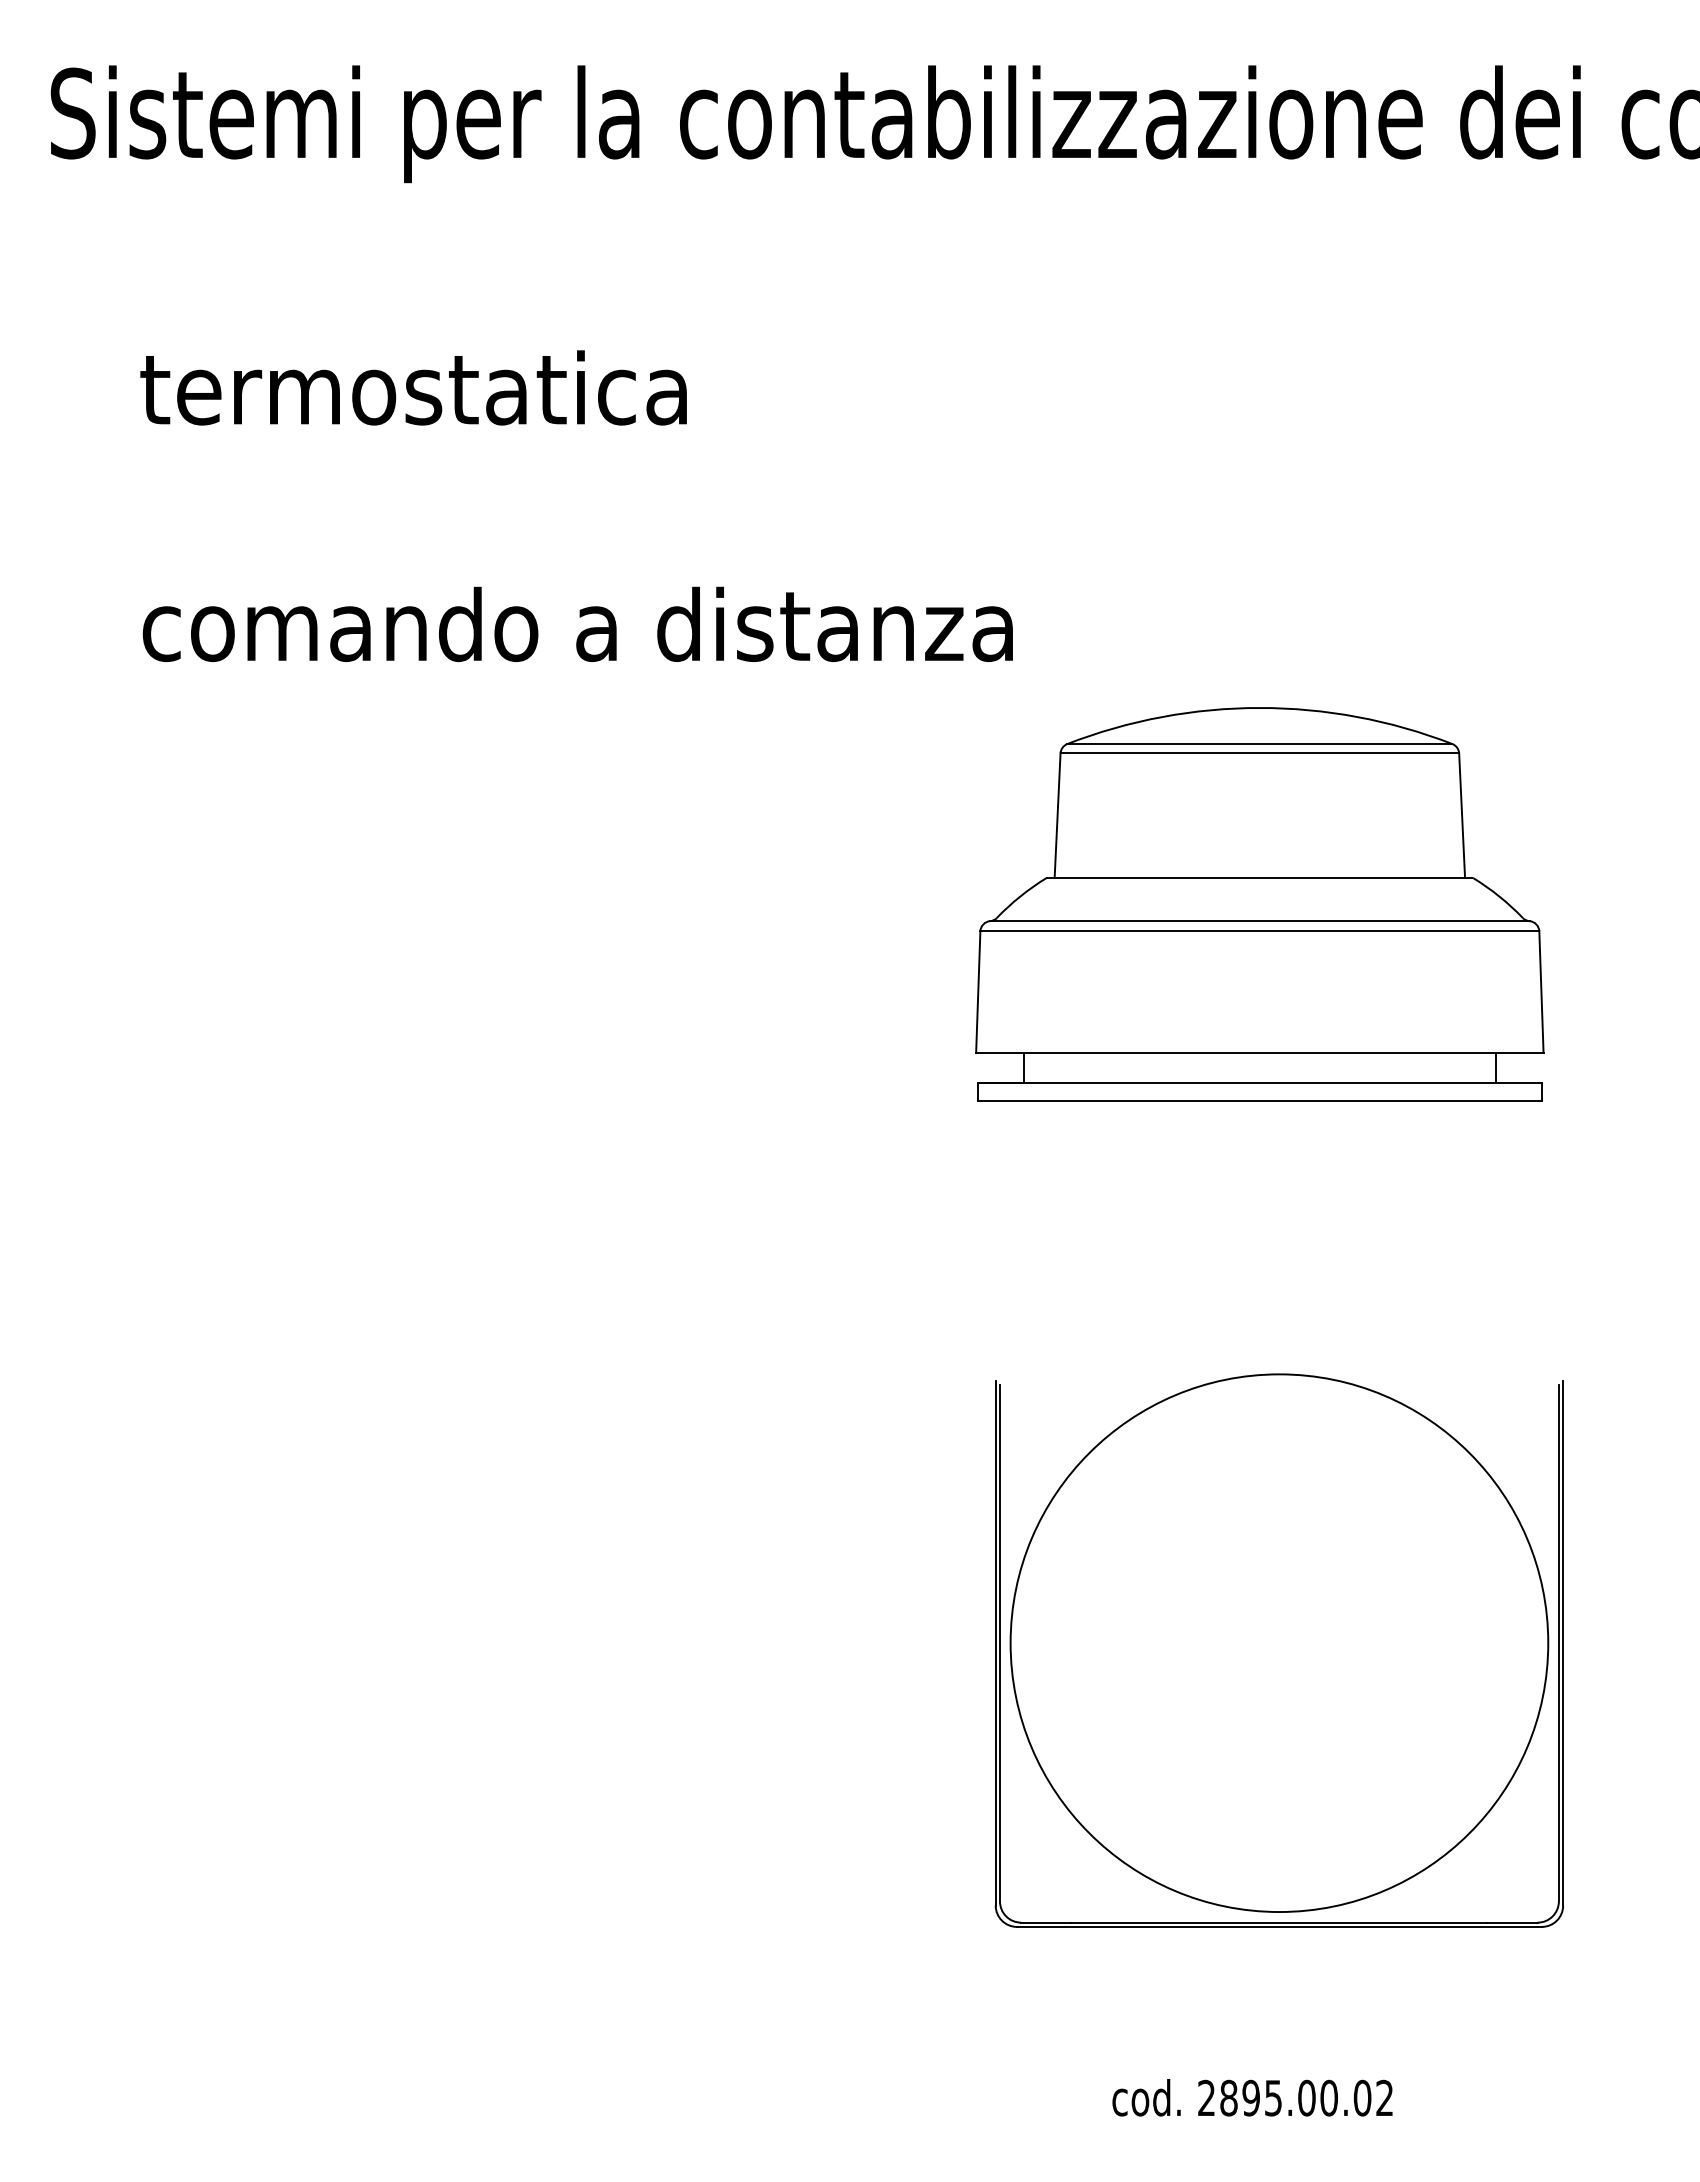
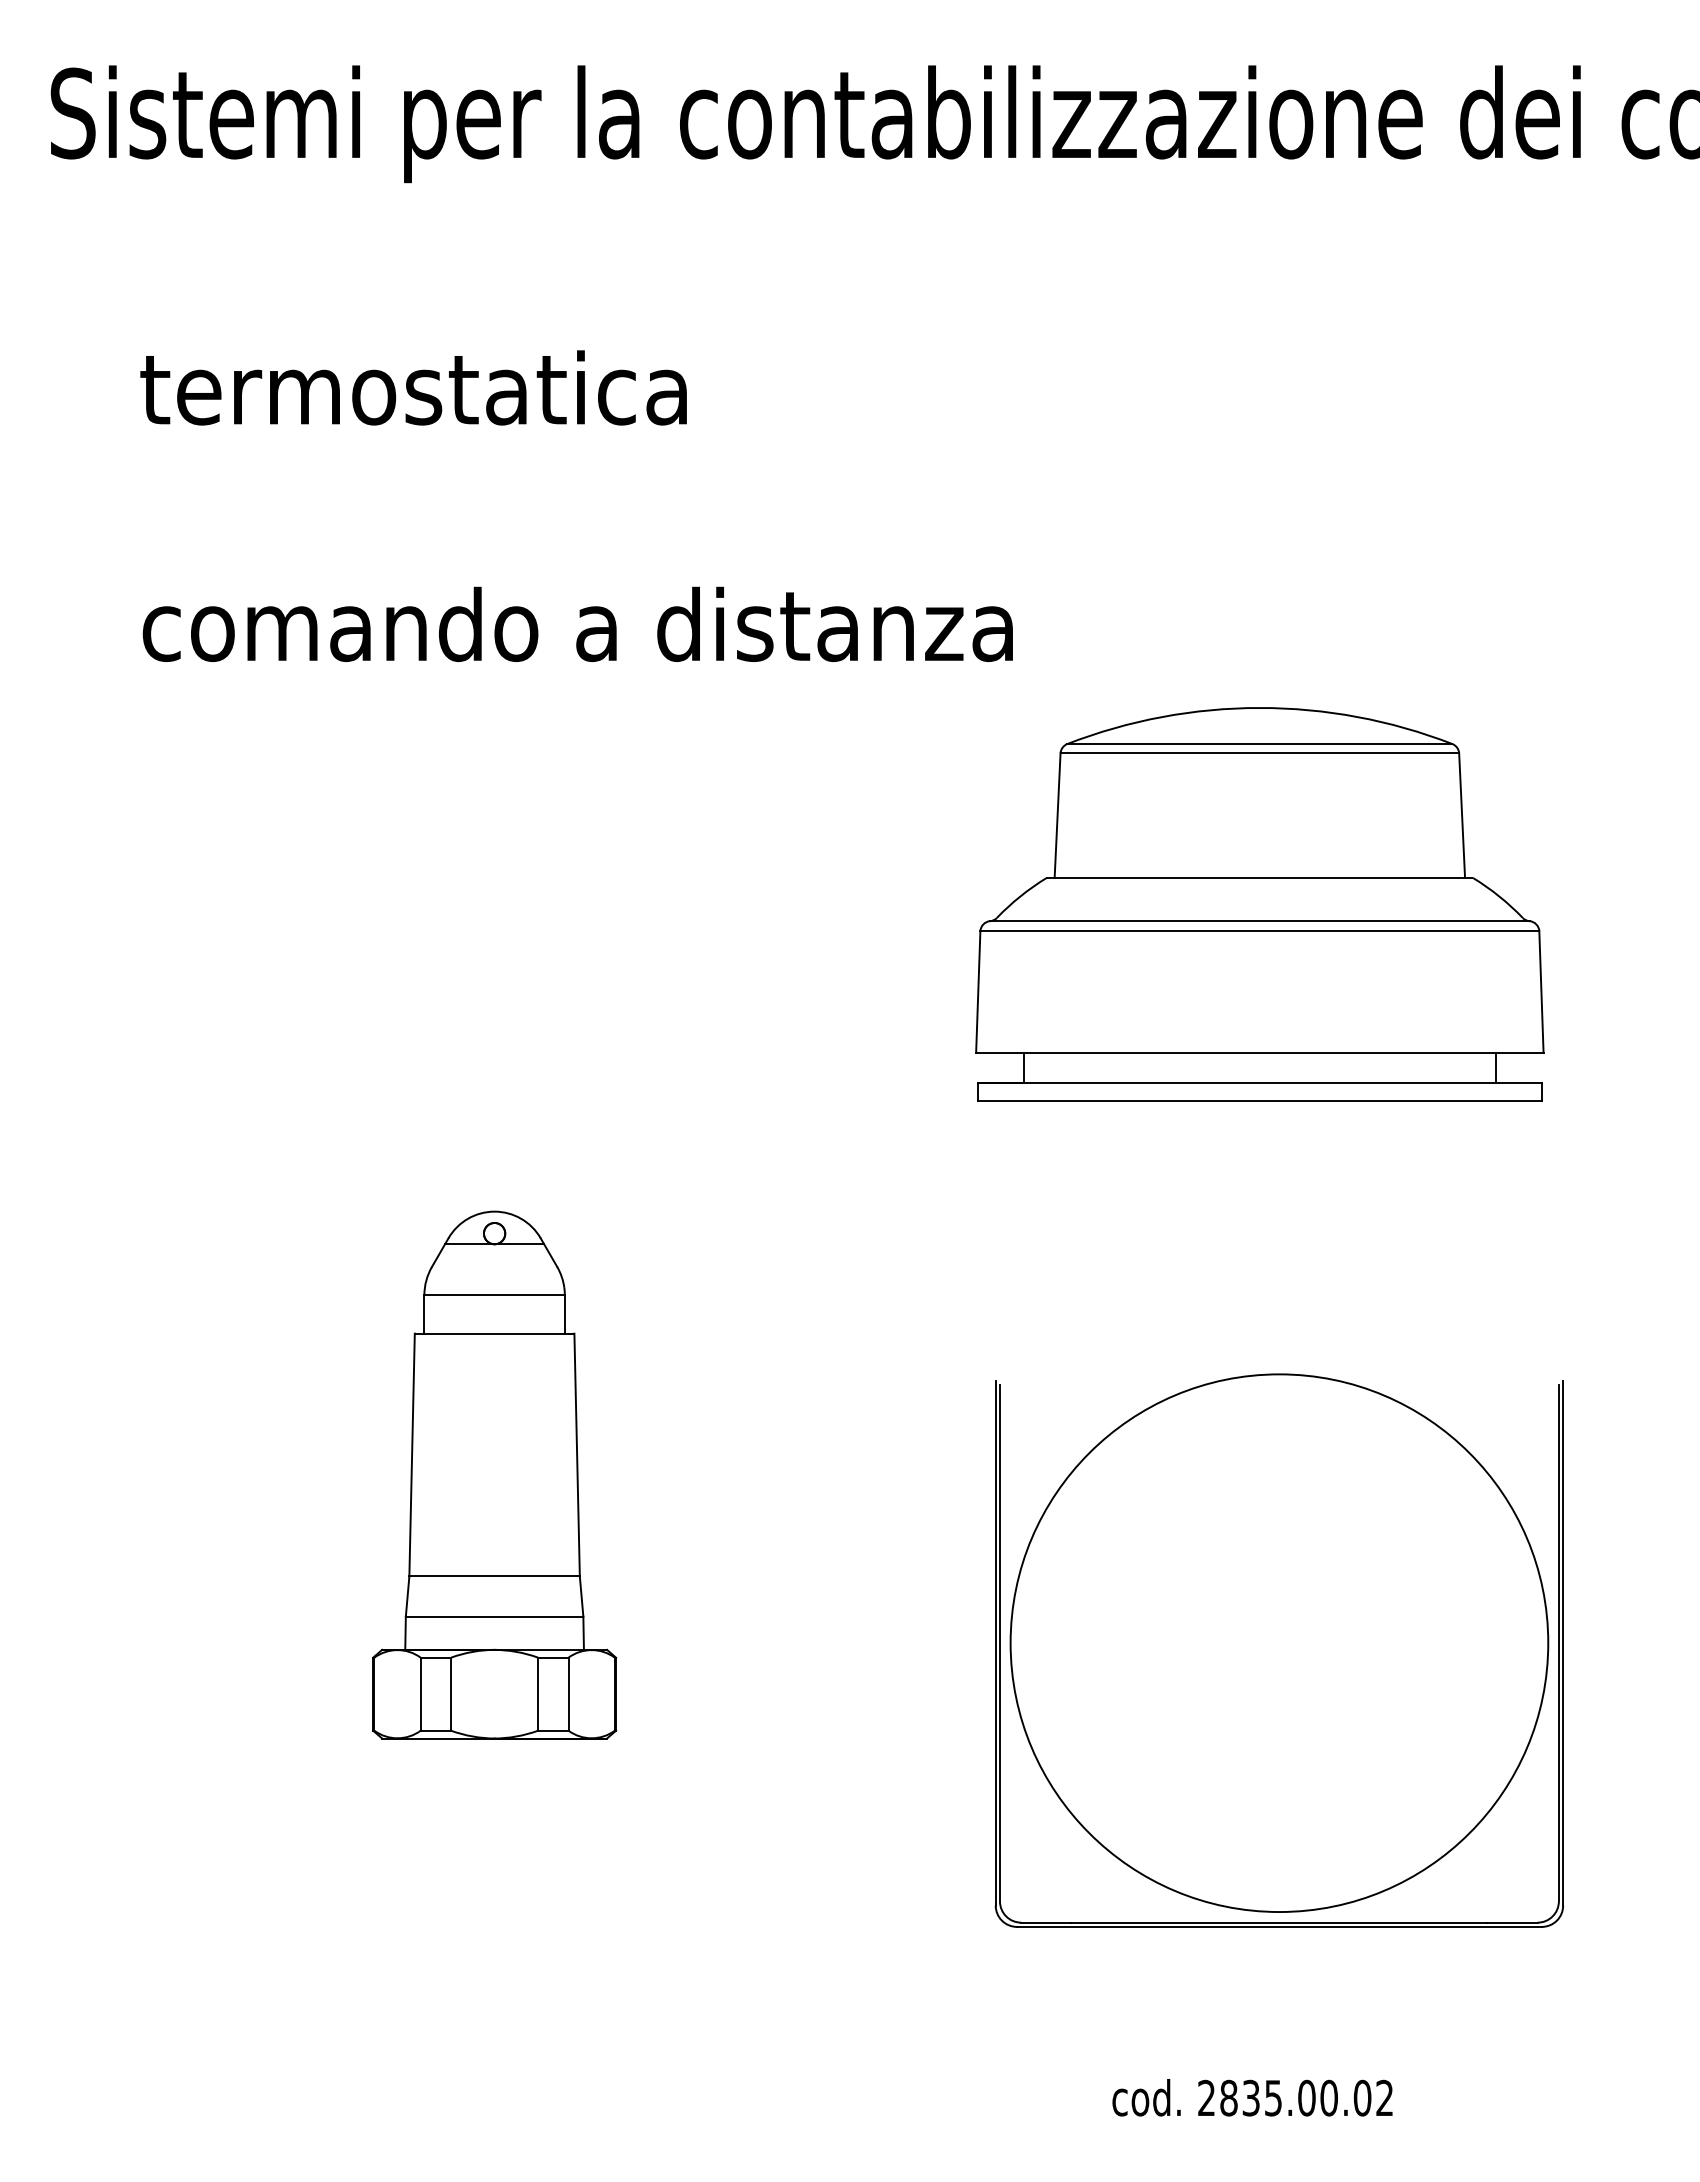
part: none -> present (494, 1474)
text: 2895.00.02 -> 2835.00.02 (1250, 2097)
